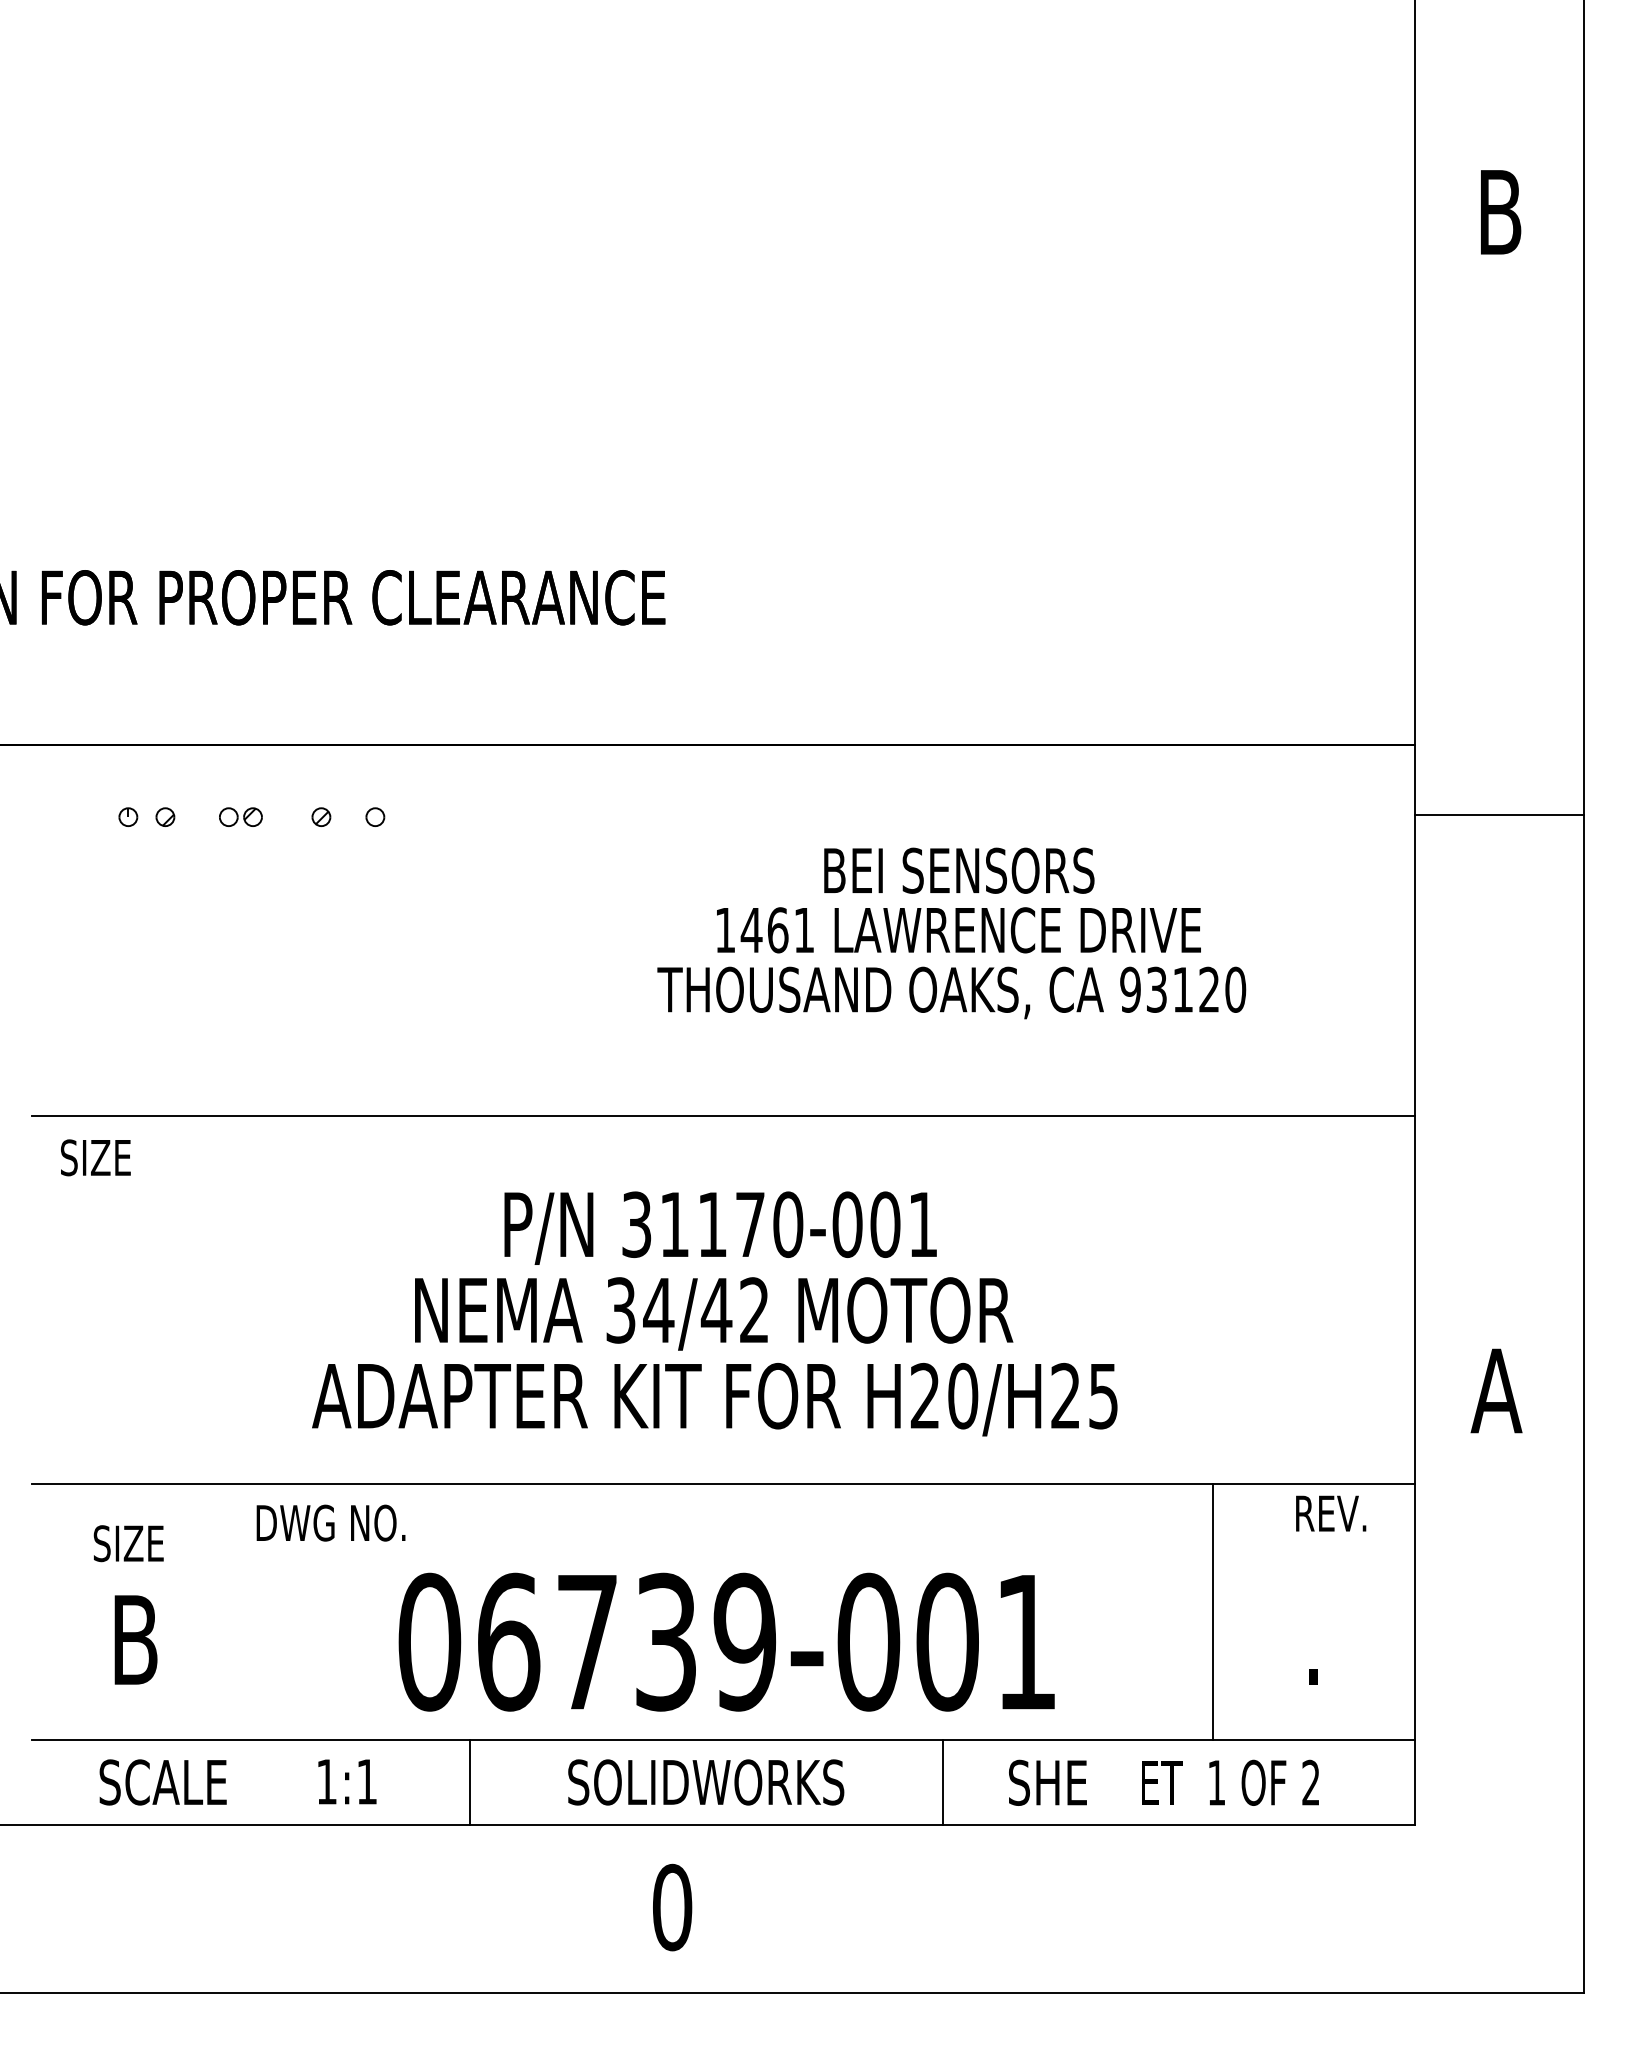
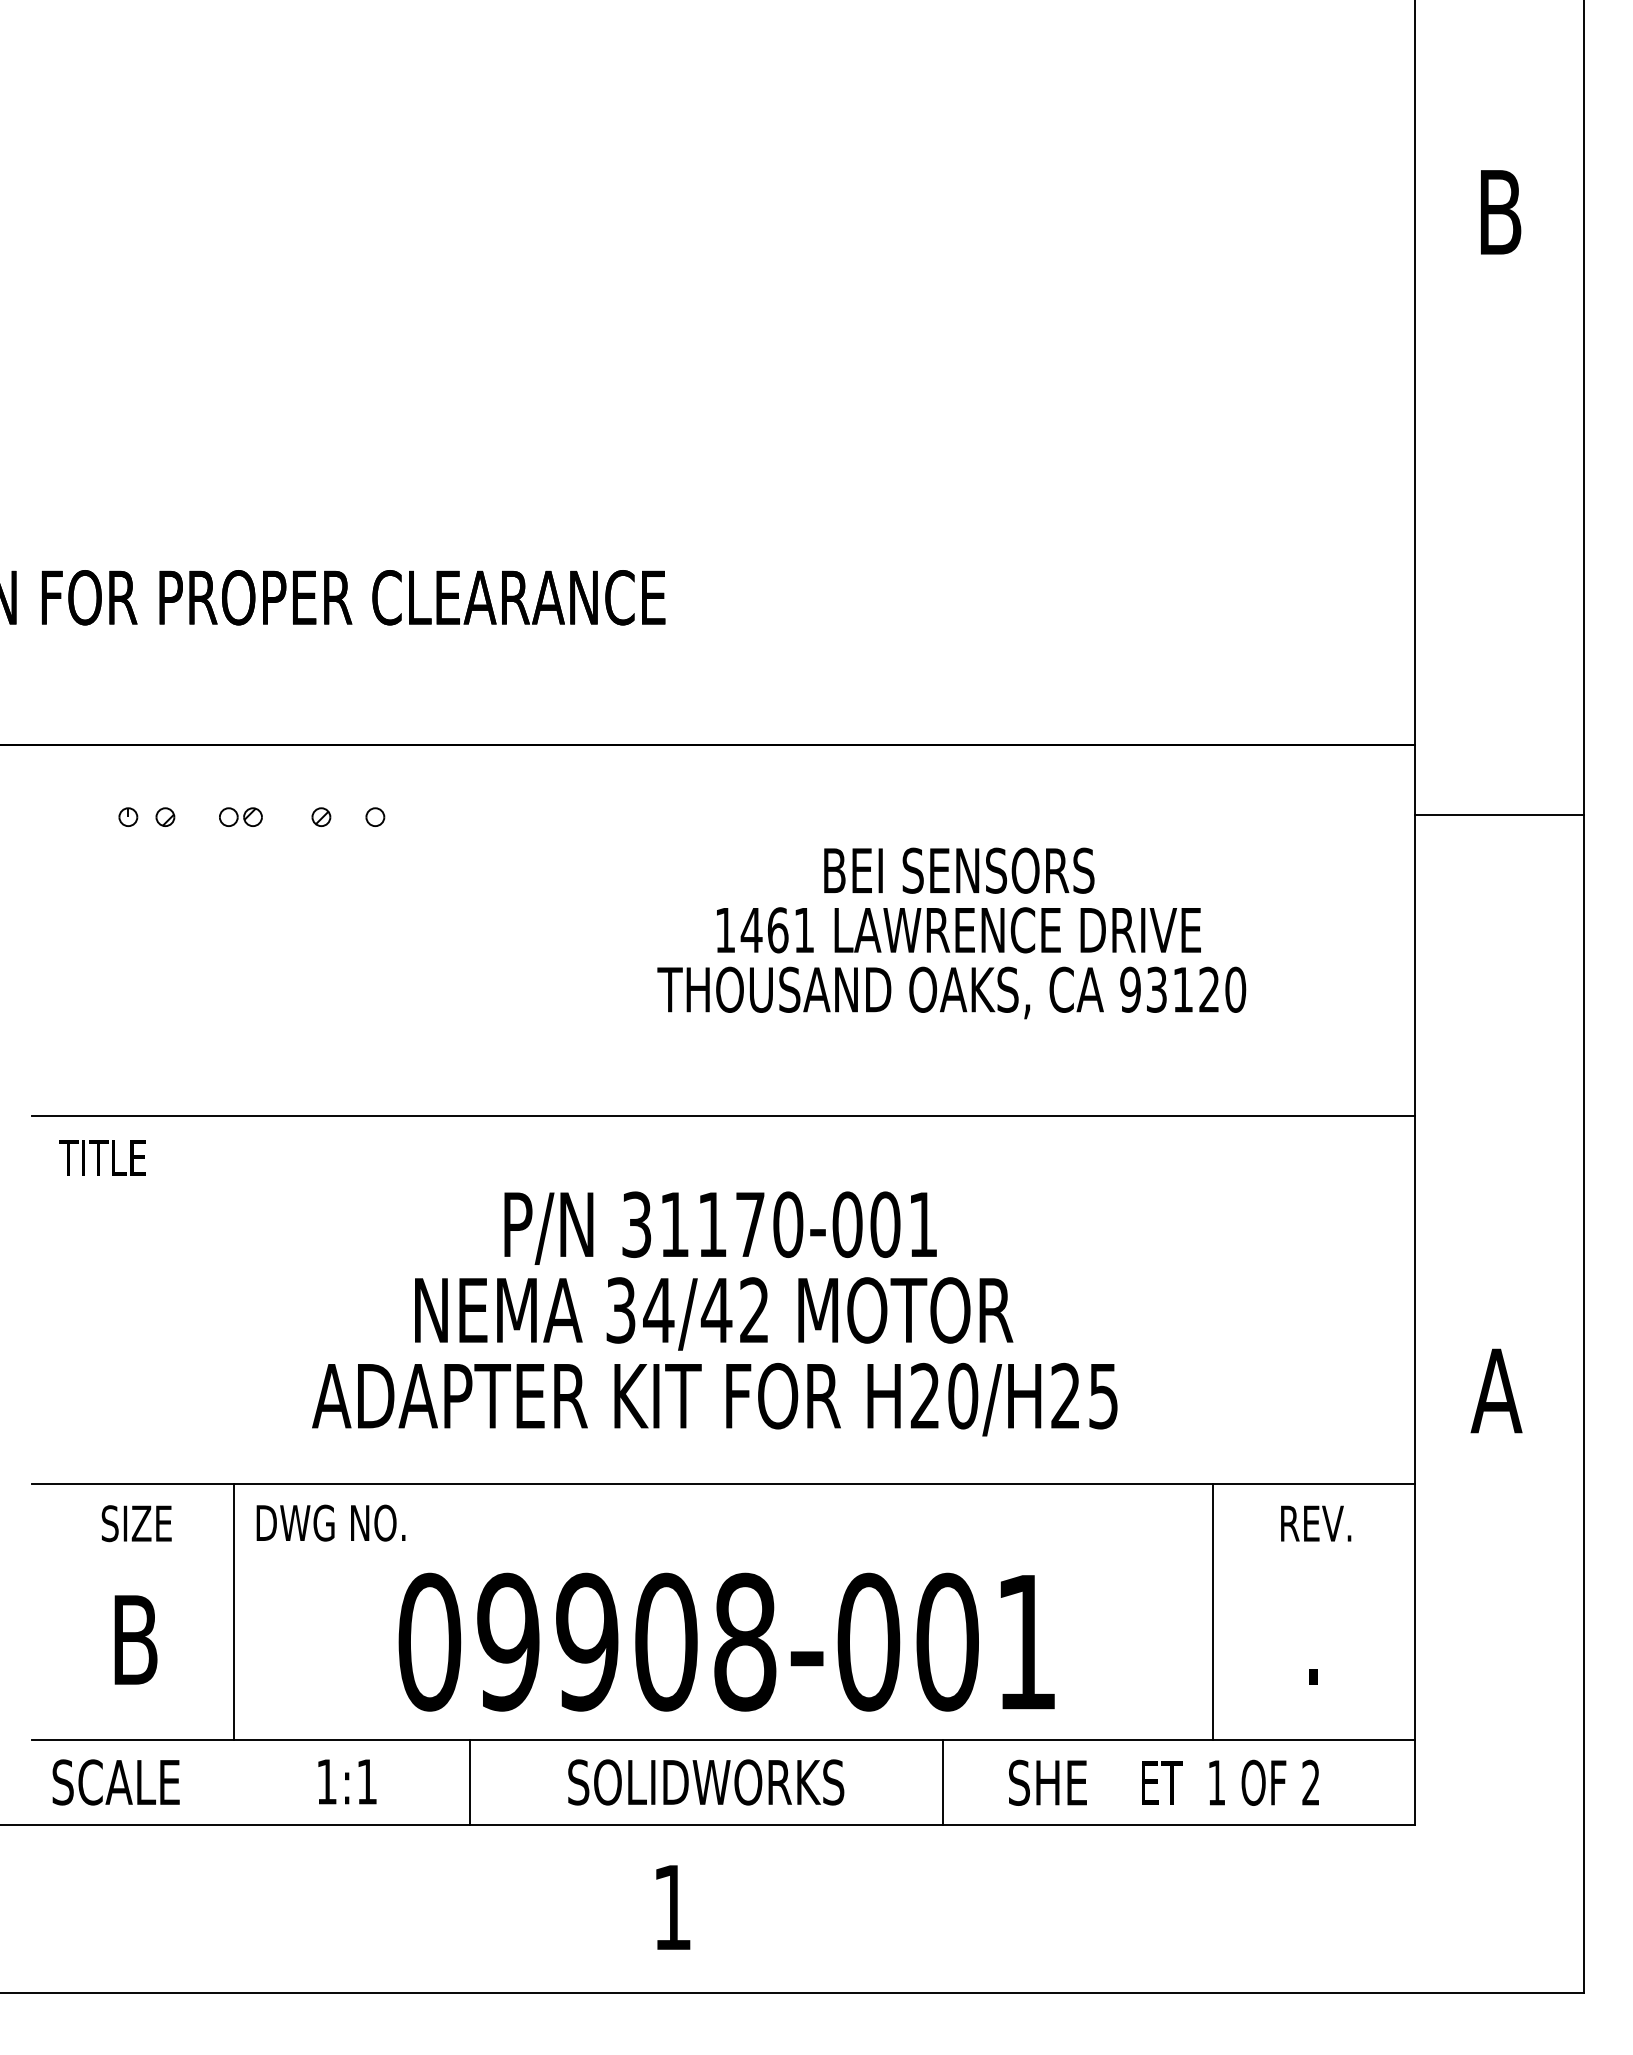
text: SIZE -> TITLE (102, 1157)
text position: (1331, 1513) -> (1316, 1523) (1316, 1523)
text position: (128, 1543) -> (136, 1523) (136, 1523)
line: none -> present (234, 1611)
text: 06739-001 -> 09908-001 (626, 1641)
text position: (162, 1782) -> (115, 1782) (115, 1782)
text: 0 -> 1 (672, 1907)
